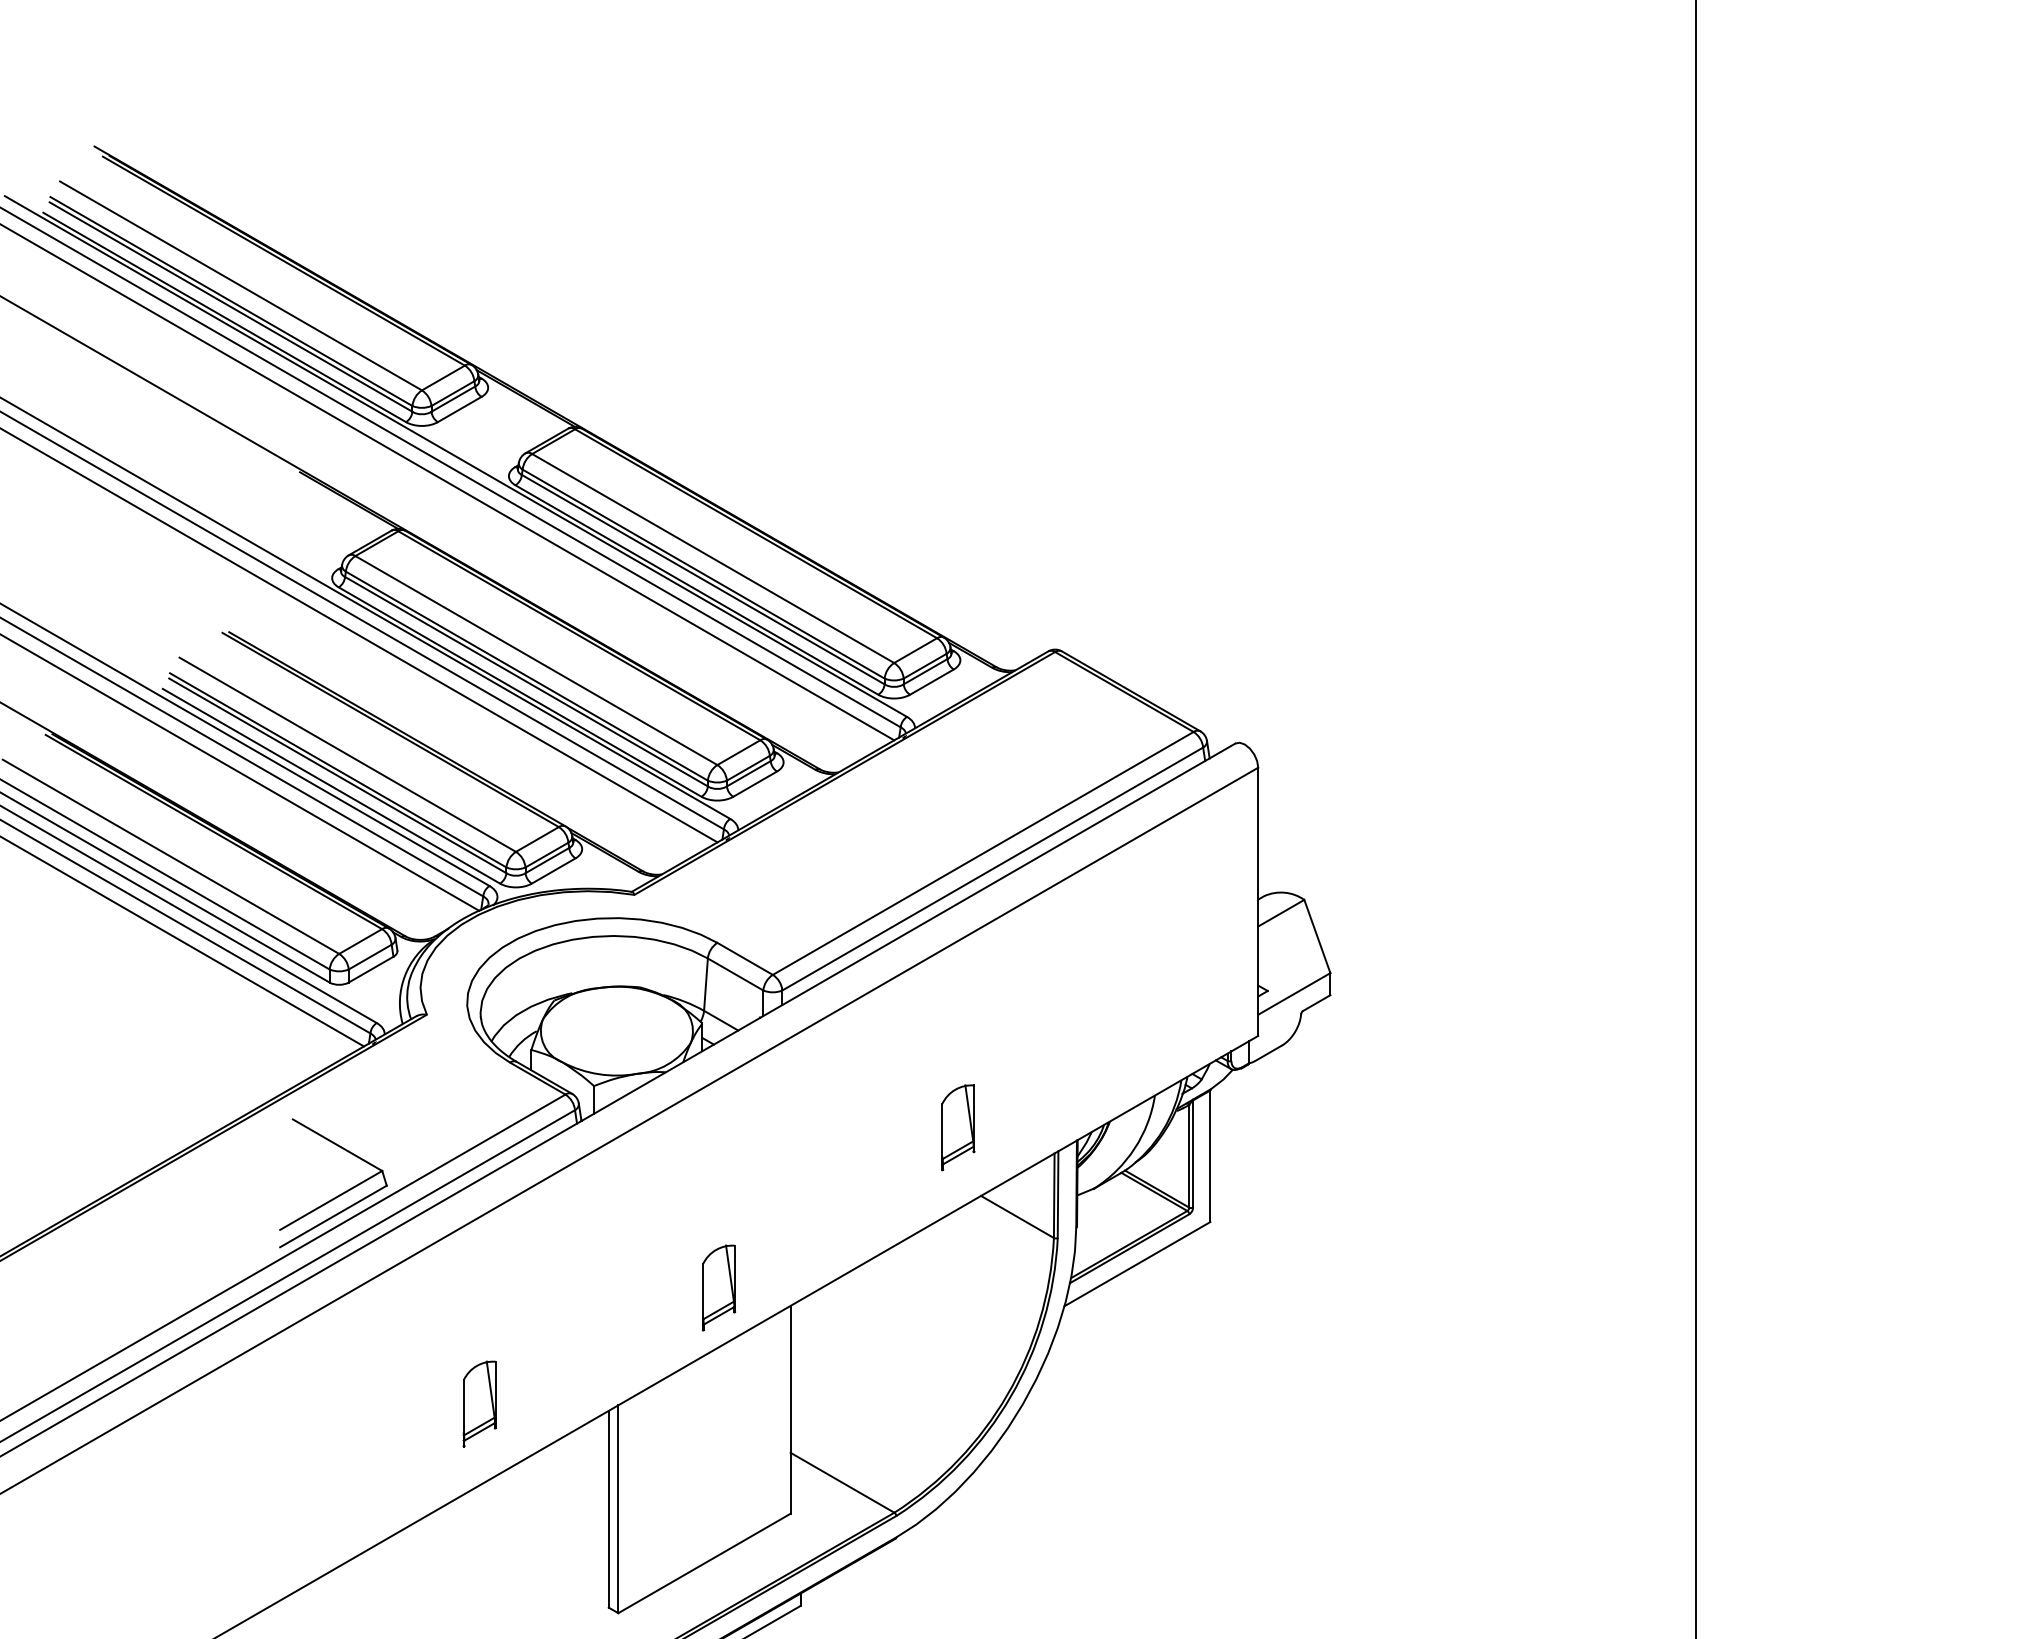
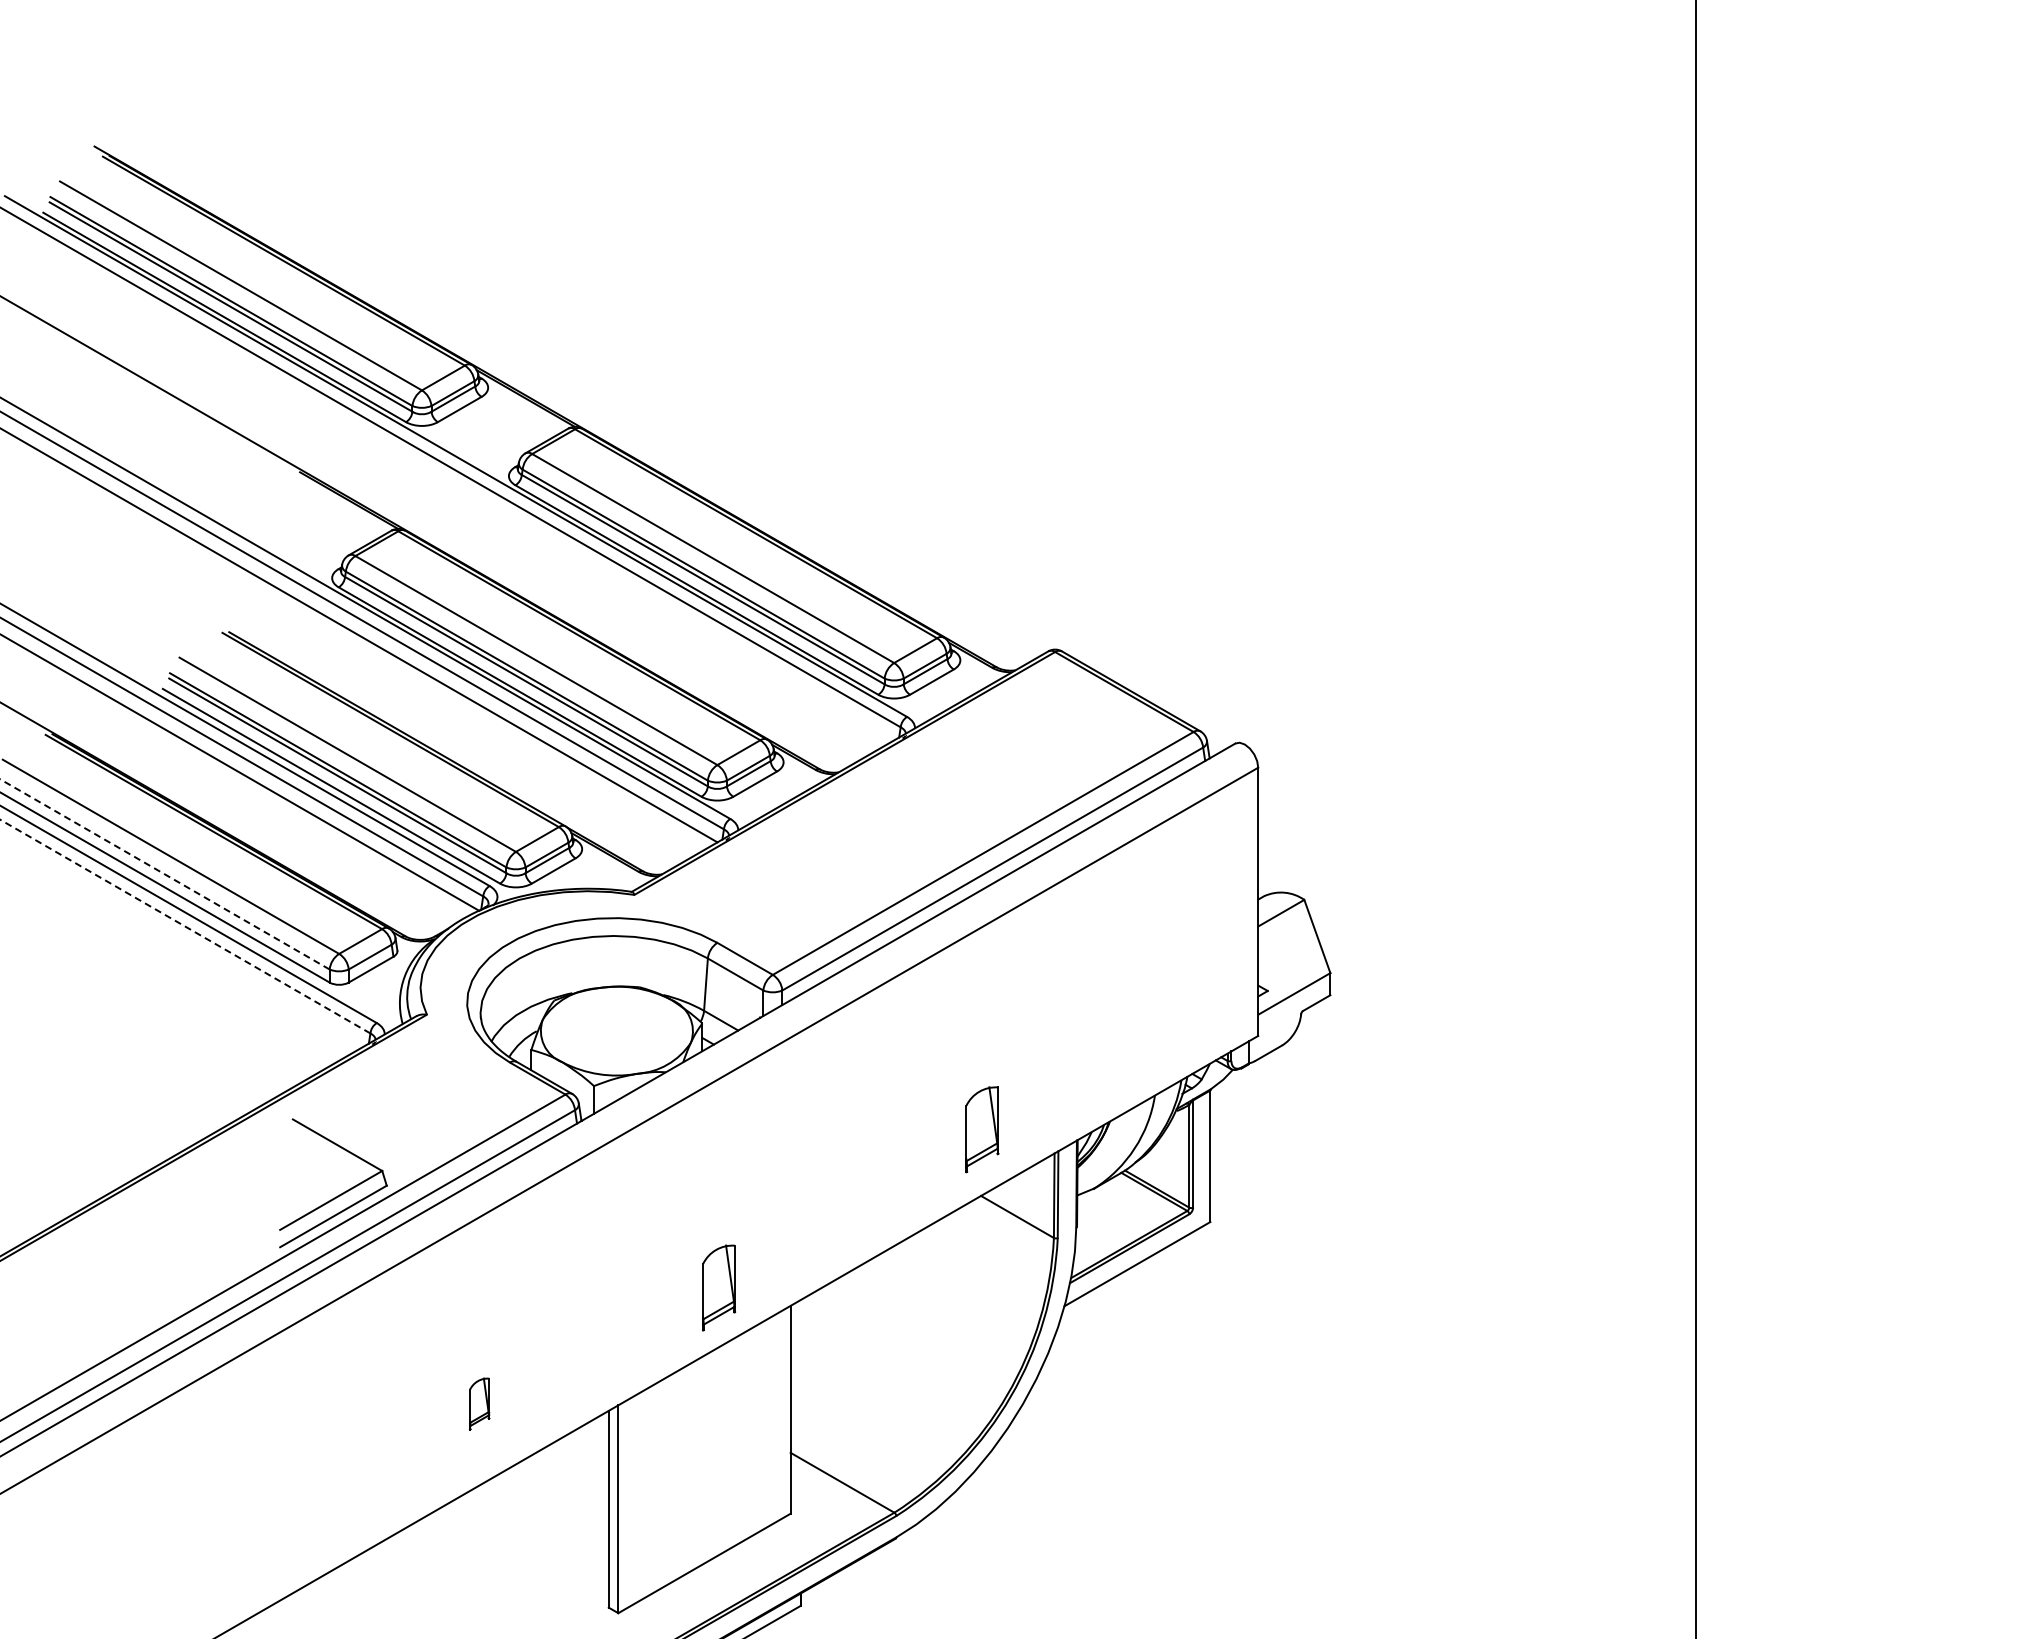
line: present -> none (448, 482)
line: solid -> dashed (164, 874)
line: solid -> dashed (185, 926)
line: present -> none (183, 941)
part position: (958, 1127) -> (982, 1129) (982, 1129)
part size: 35x88 px -> 23x54 px (479, 1403)
